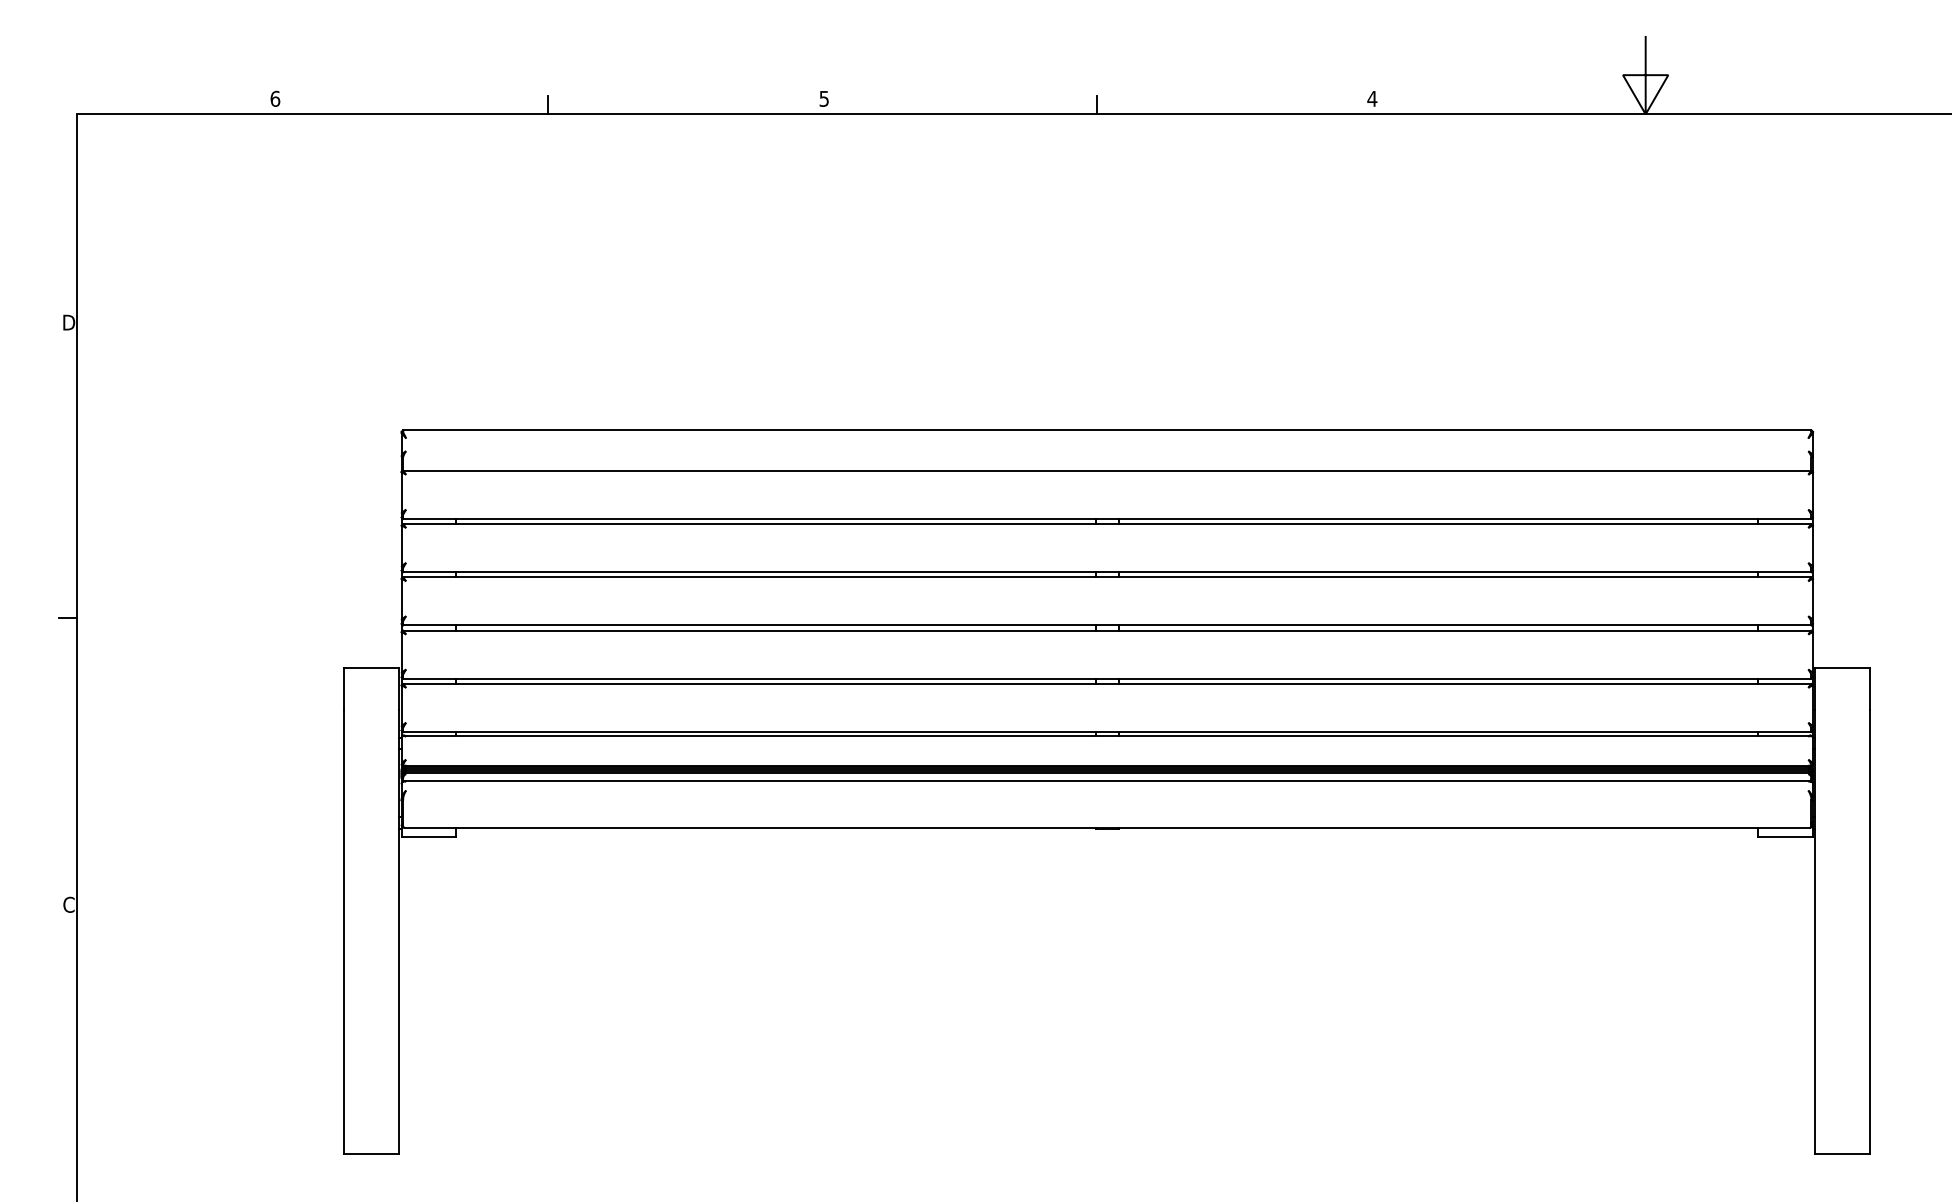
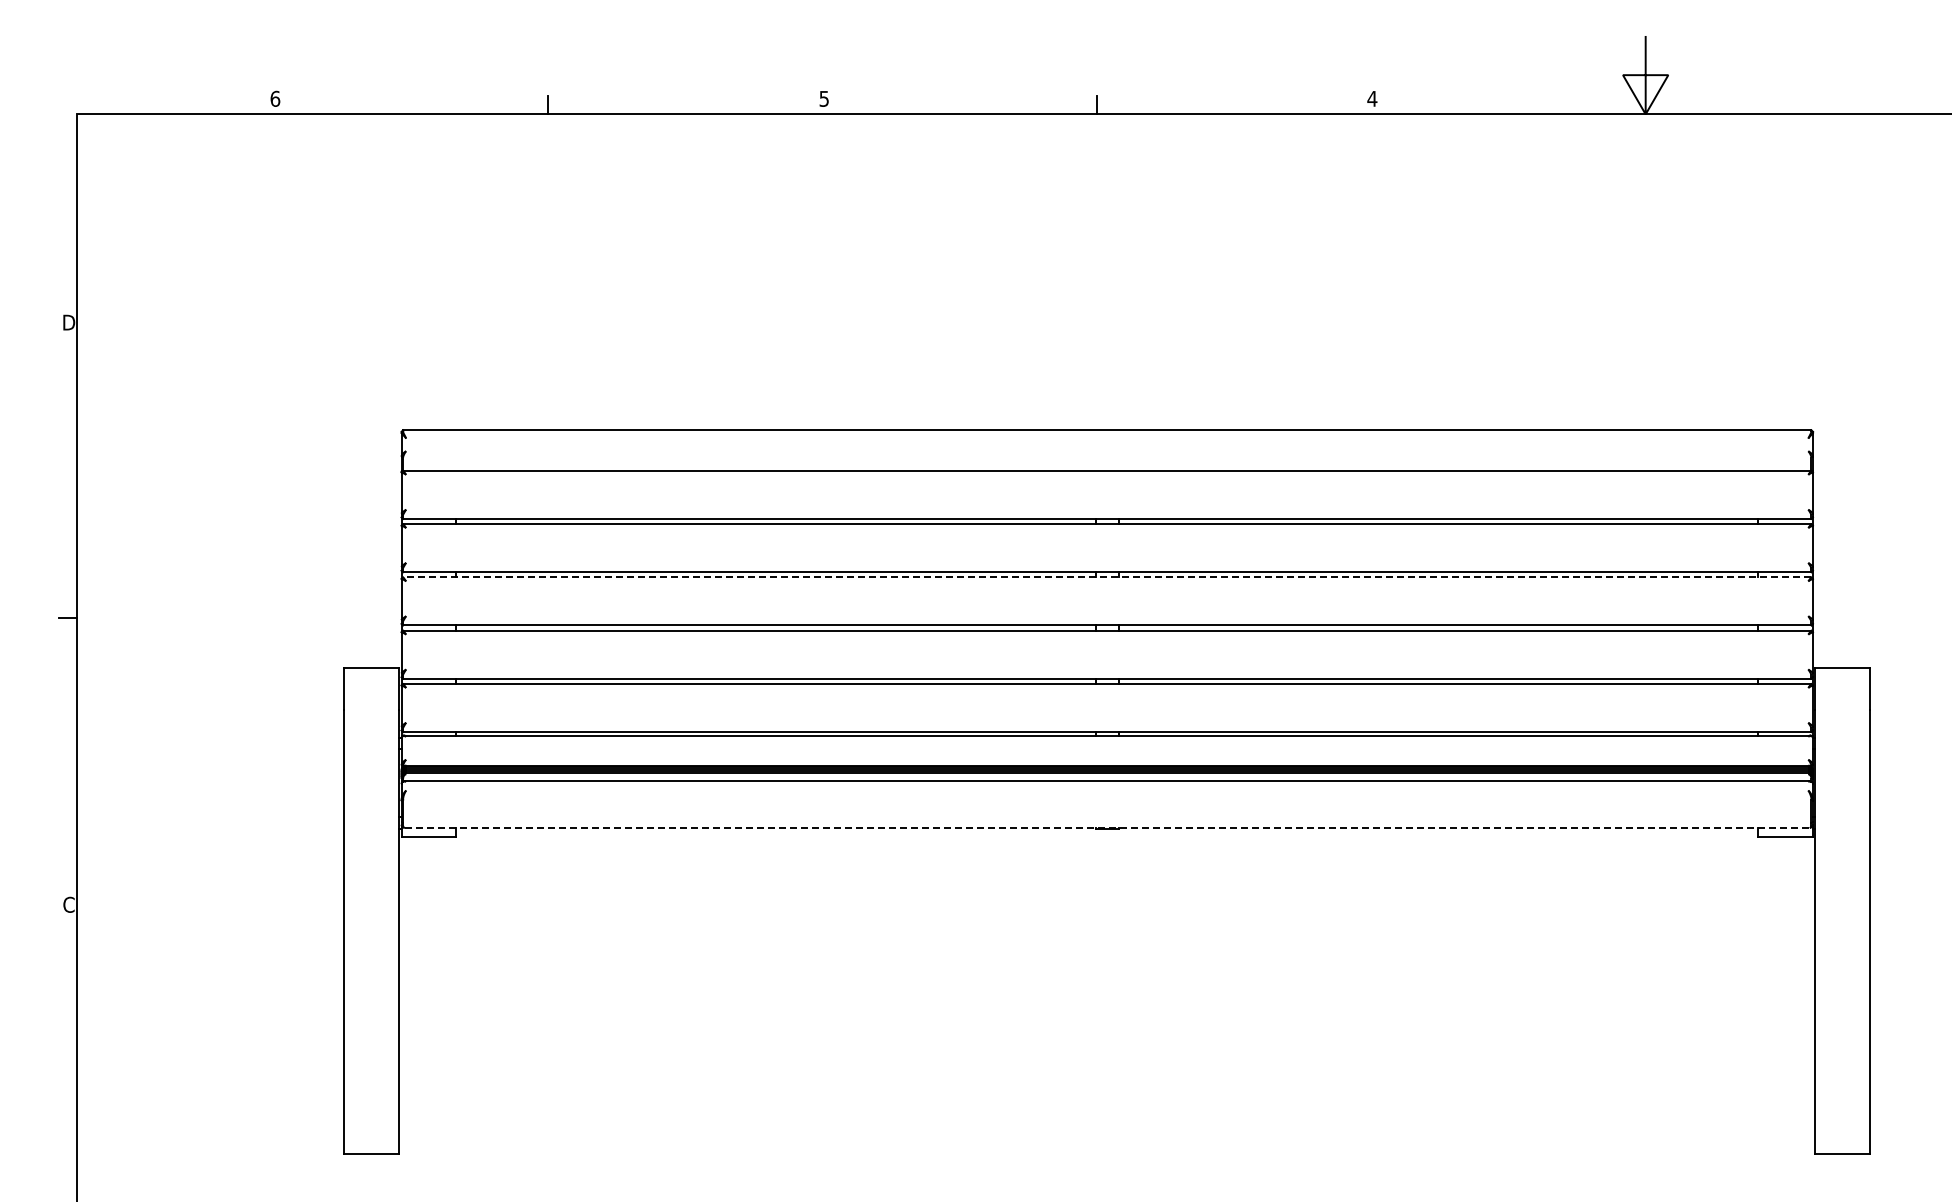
line: solid -> dashed (1106, 577)
line: solid -> dashed (1107, 827)
